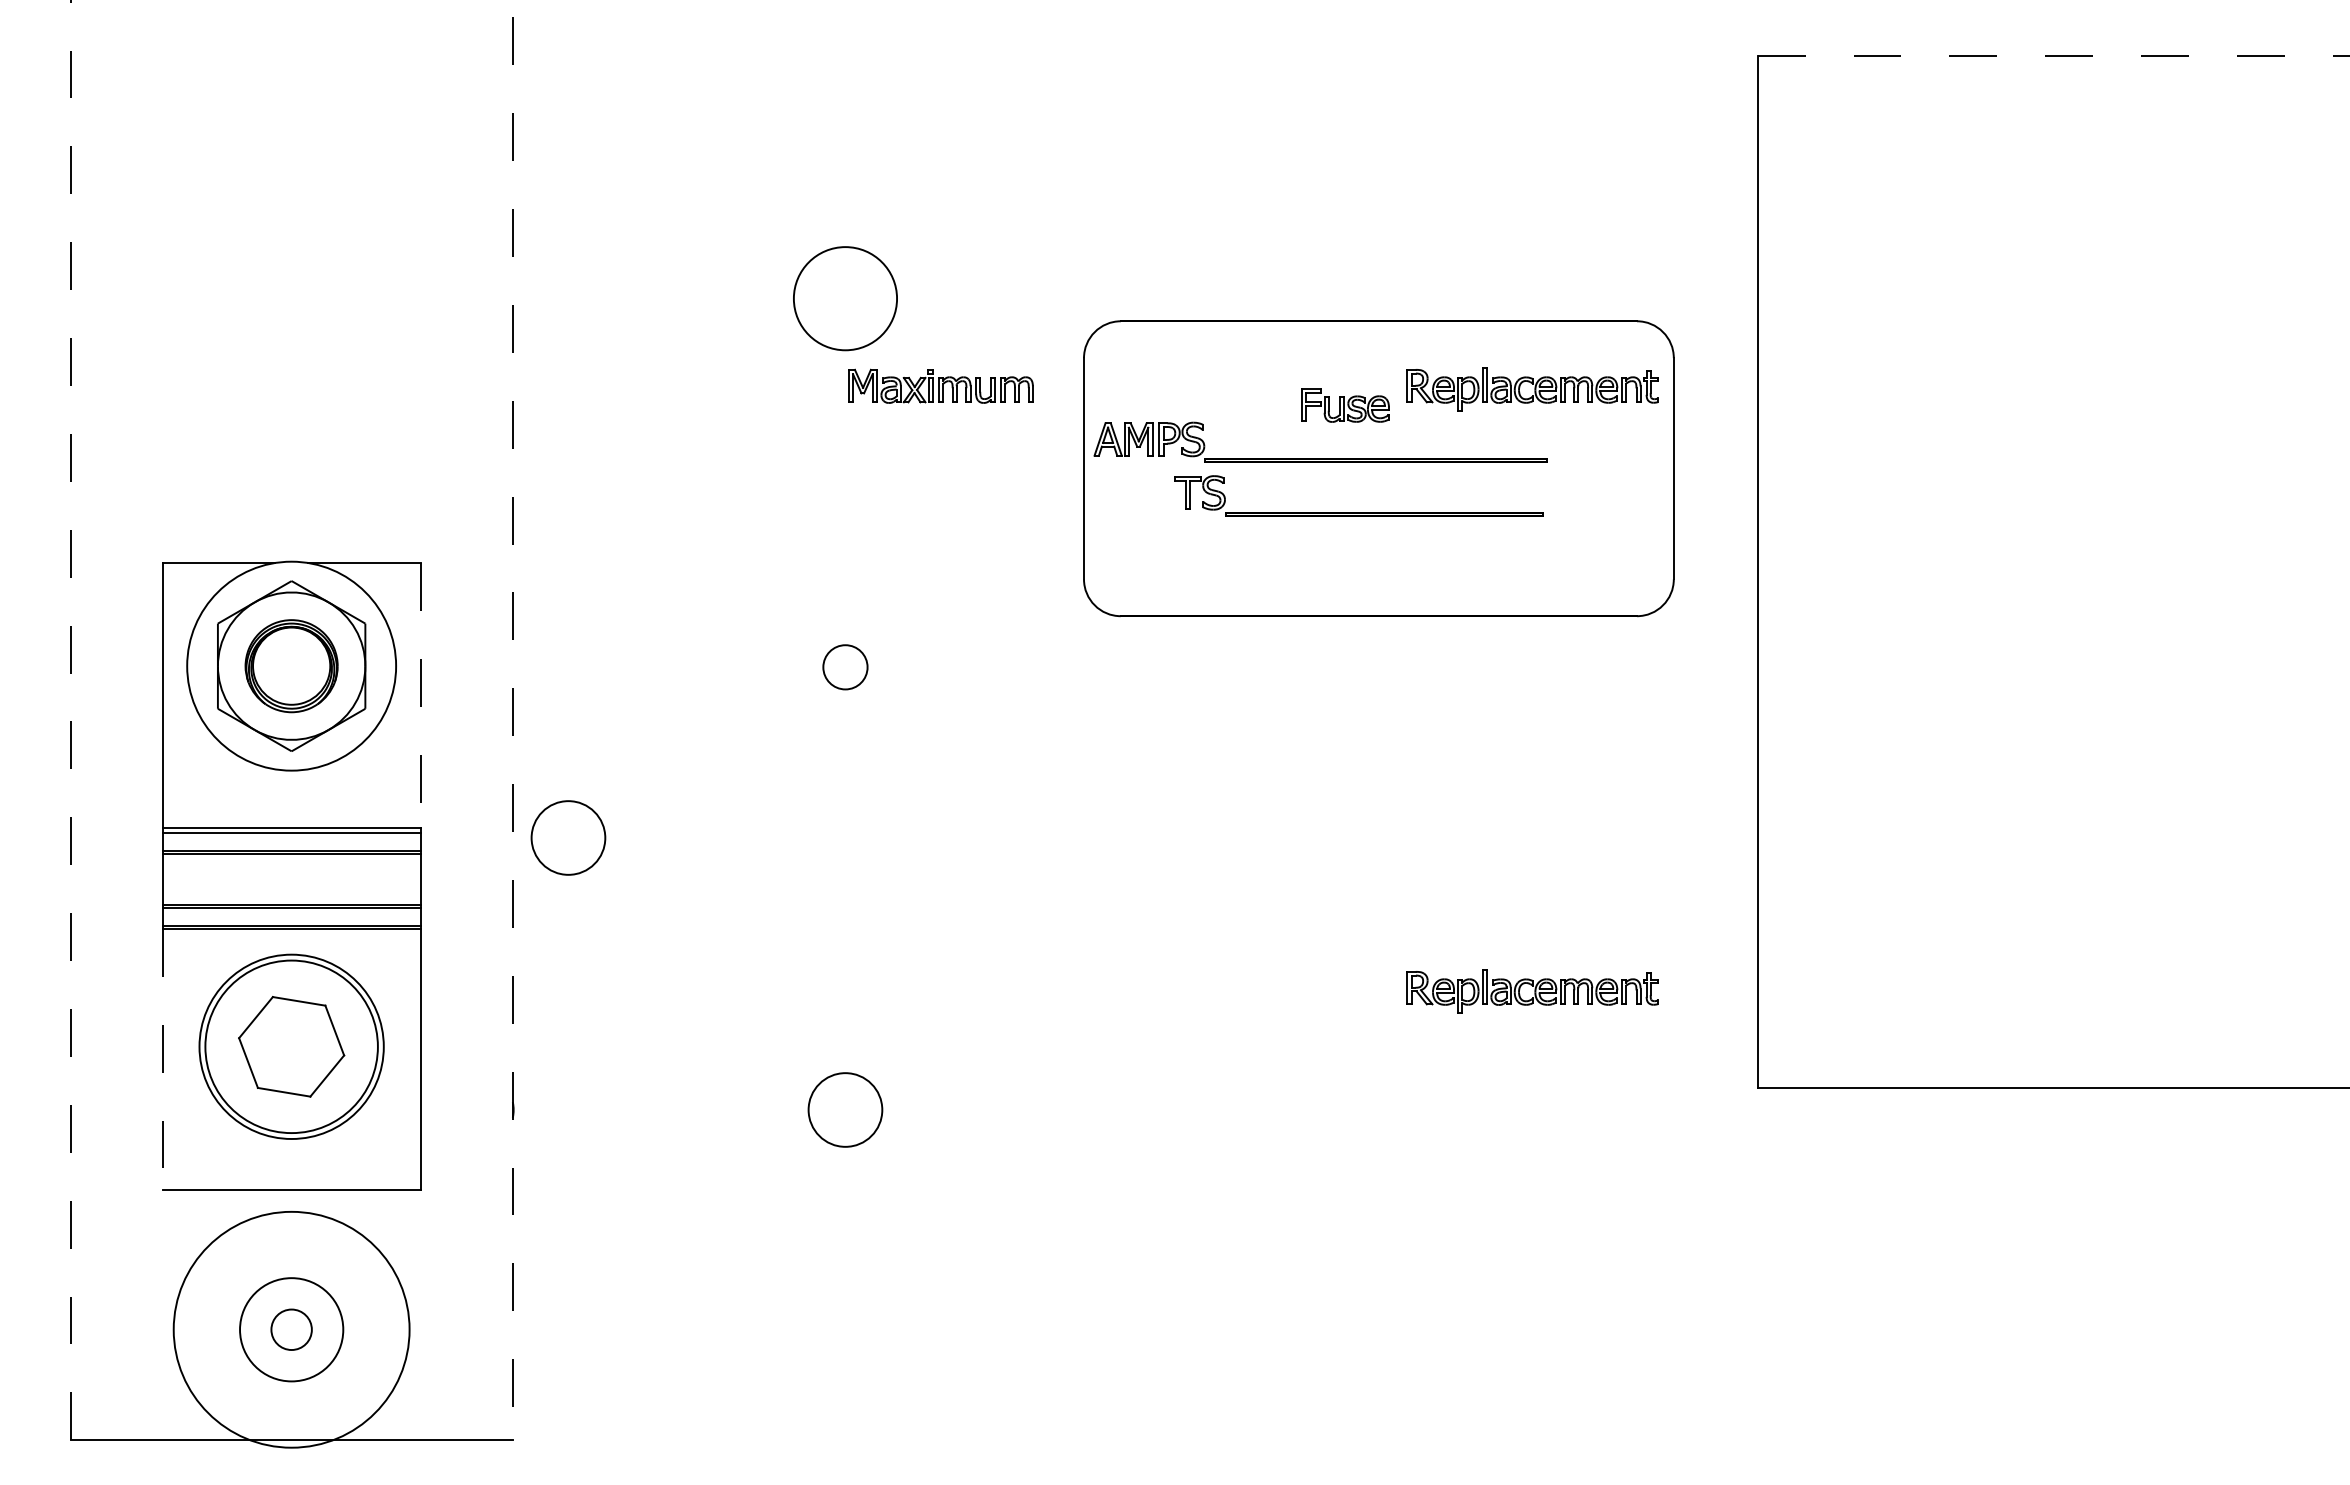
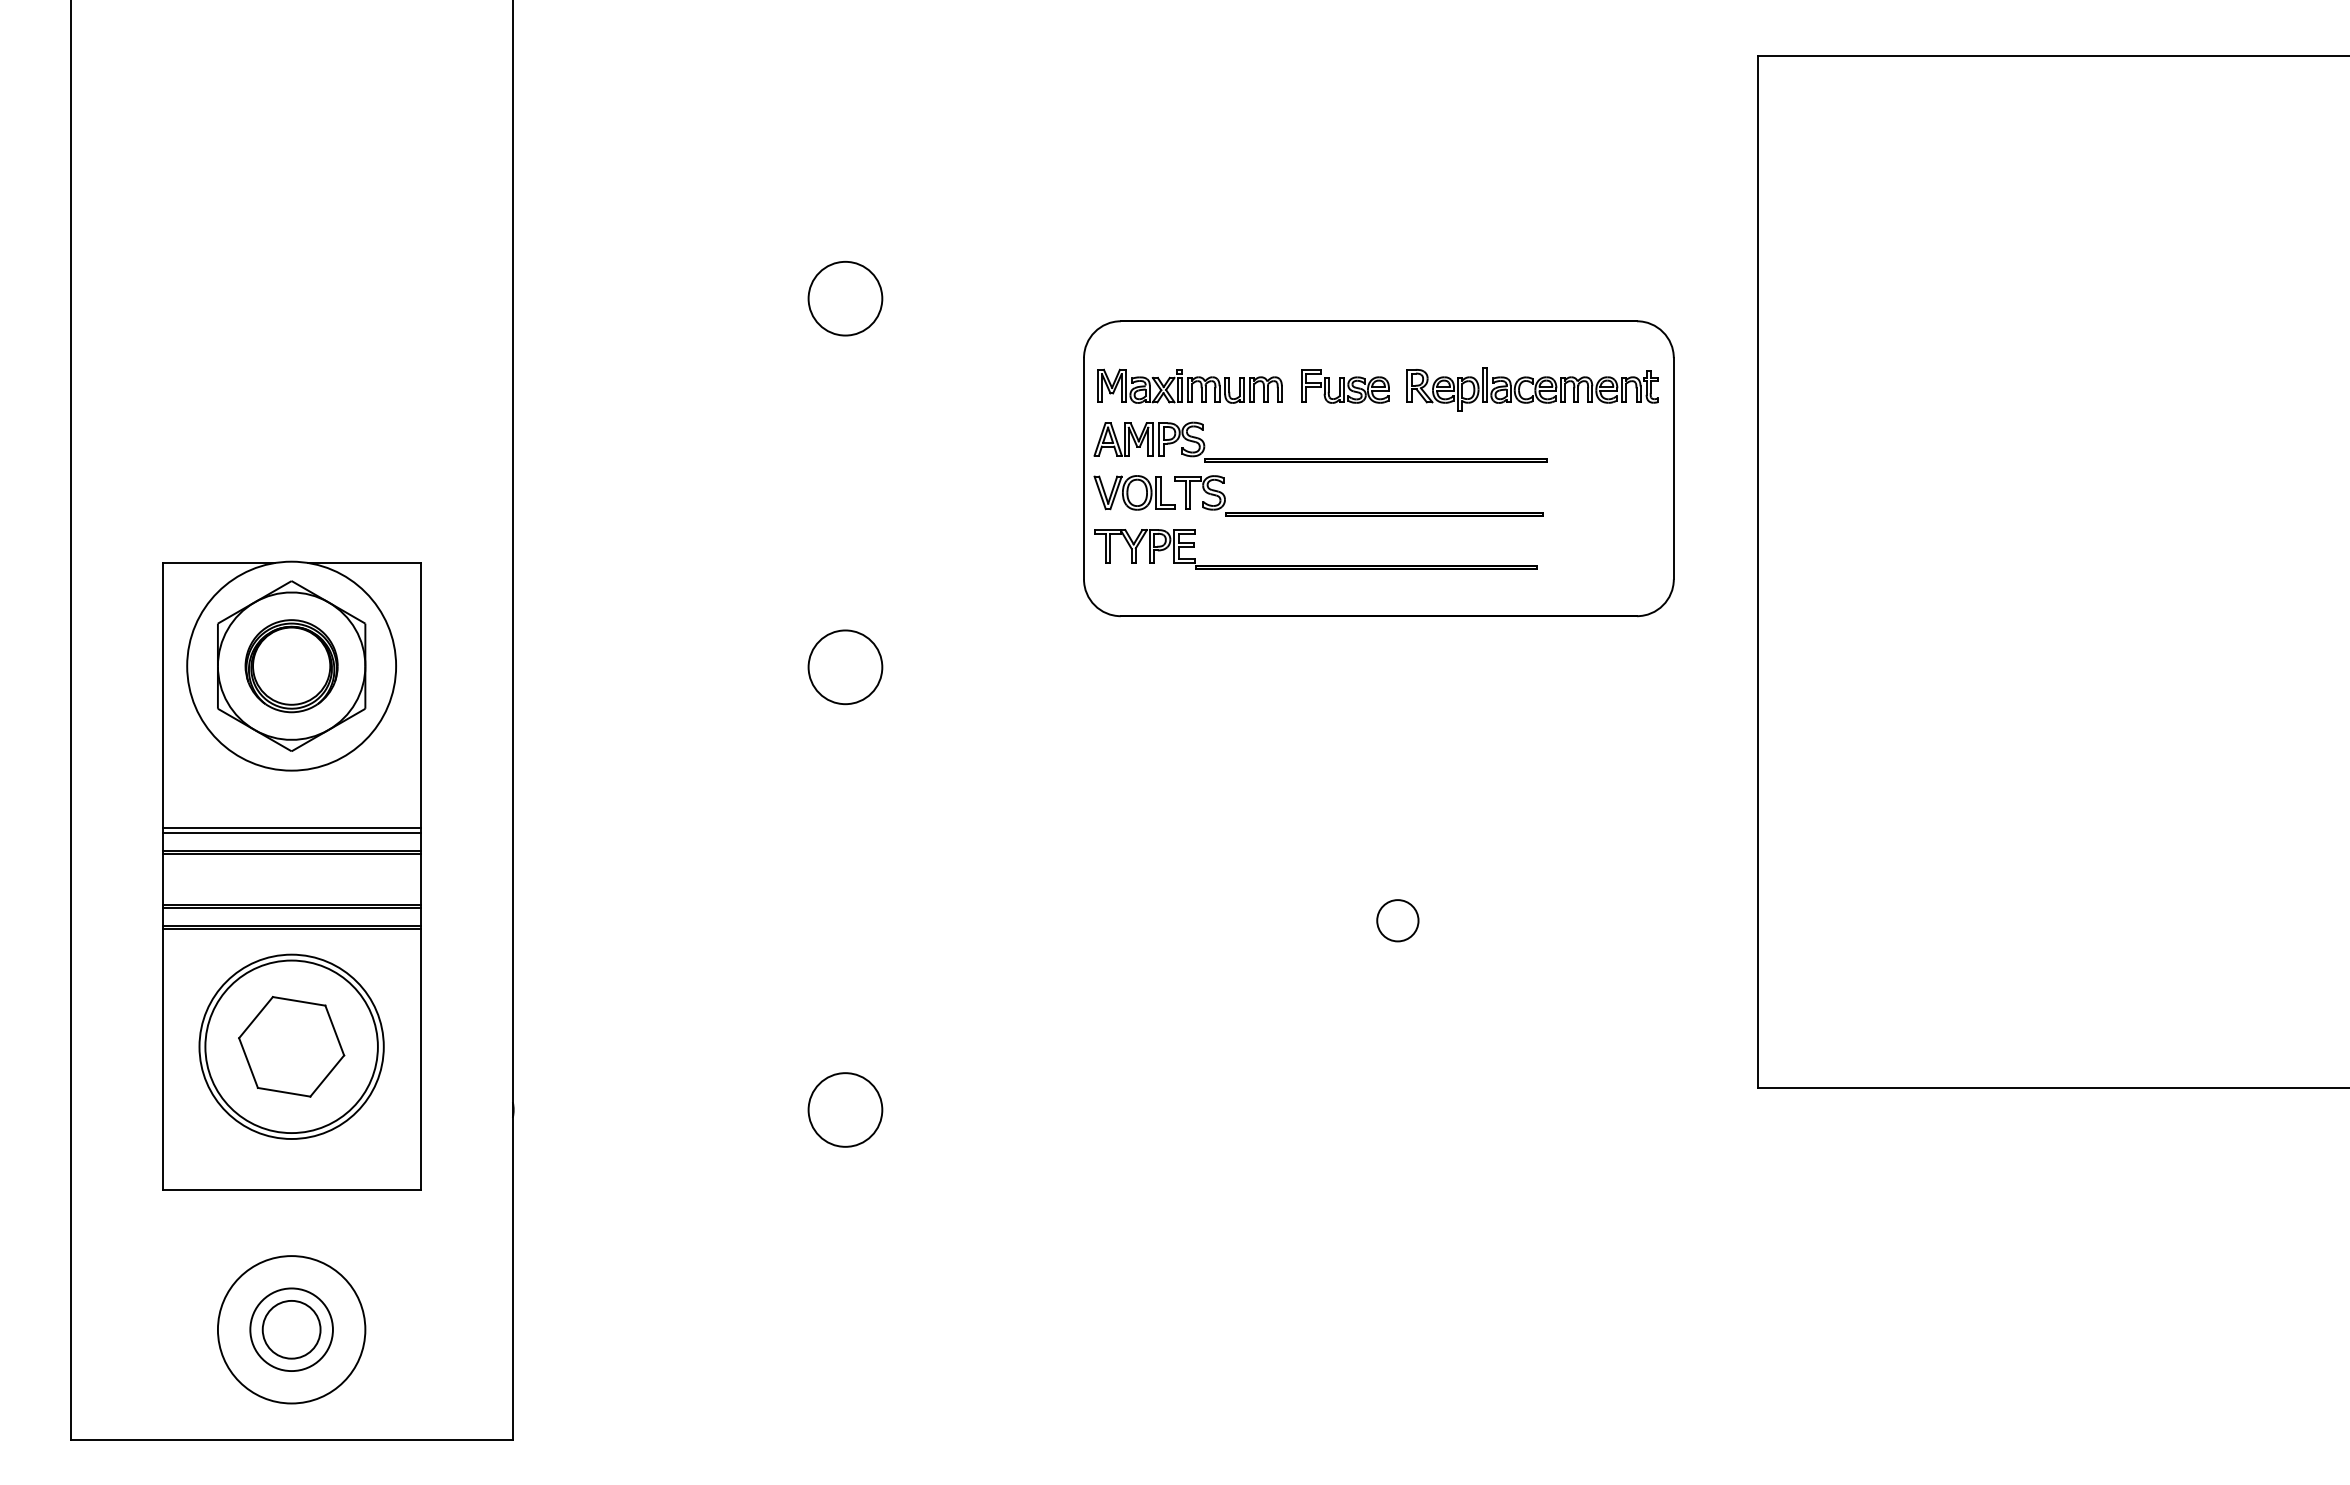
line: dashed -> solid (2053, 55)
circle diameter: 103 px -> 74 px (845, 298)
part position: (940, 385) -> (1189, 385) (1189, 385)
part position: (1345, 405) -> (1345, 386) (1345, 386)
part: none -> present (1134, 492)
part: none -> present (1315, 565)
circle diameter: 44 px -> 74 px (845, 667)
line: dashed -> solid (420, 695)
line: dashed -> solid (70, 720)
line: dashed -> solid (512, 720)
circle: present -> none (568, 837)
circle: none -> present (1397, 920)
part: present -> none (1532, 991)
line: dashed -> solid (162, 1059)
circle diameter: 103 px -> 83 px (291, 1329)
circle diameter: 236 px -> 147 px (291, 1329)
circle diameter: 40 px -> 58 px (291, 1329)
